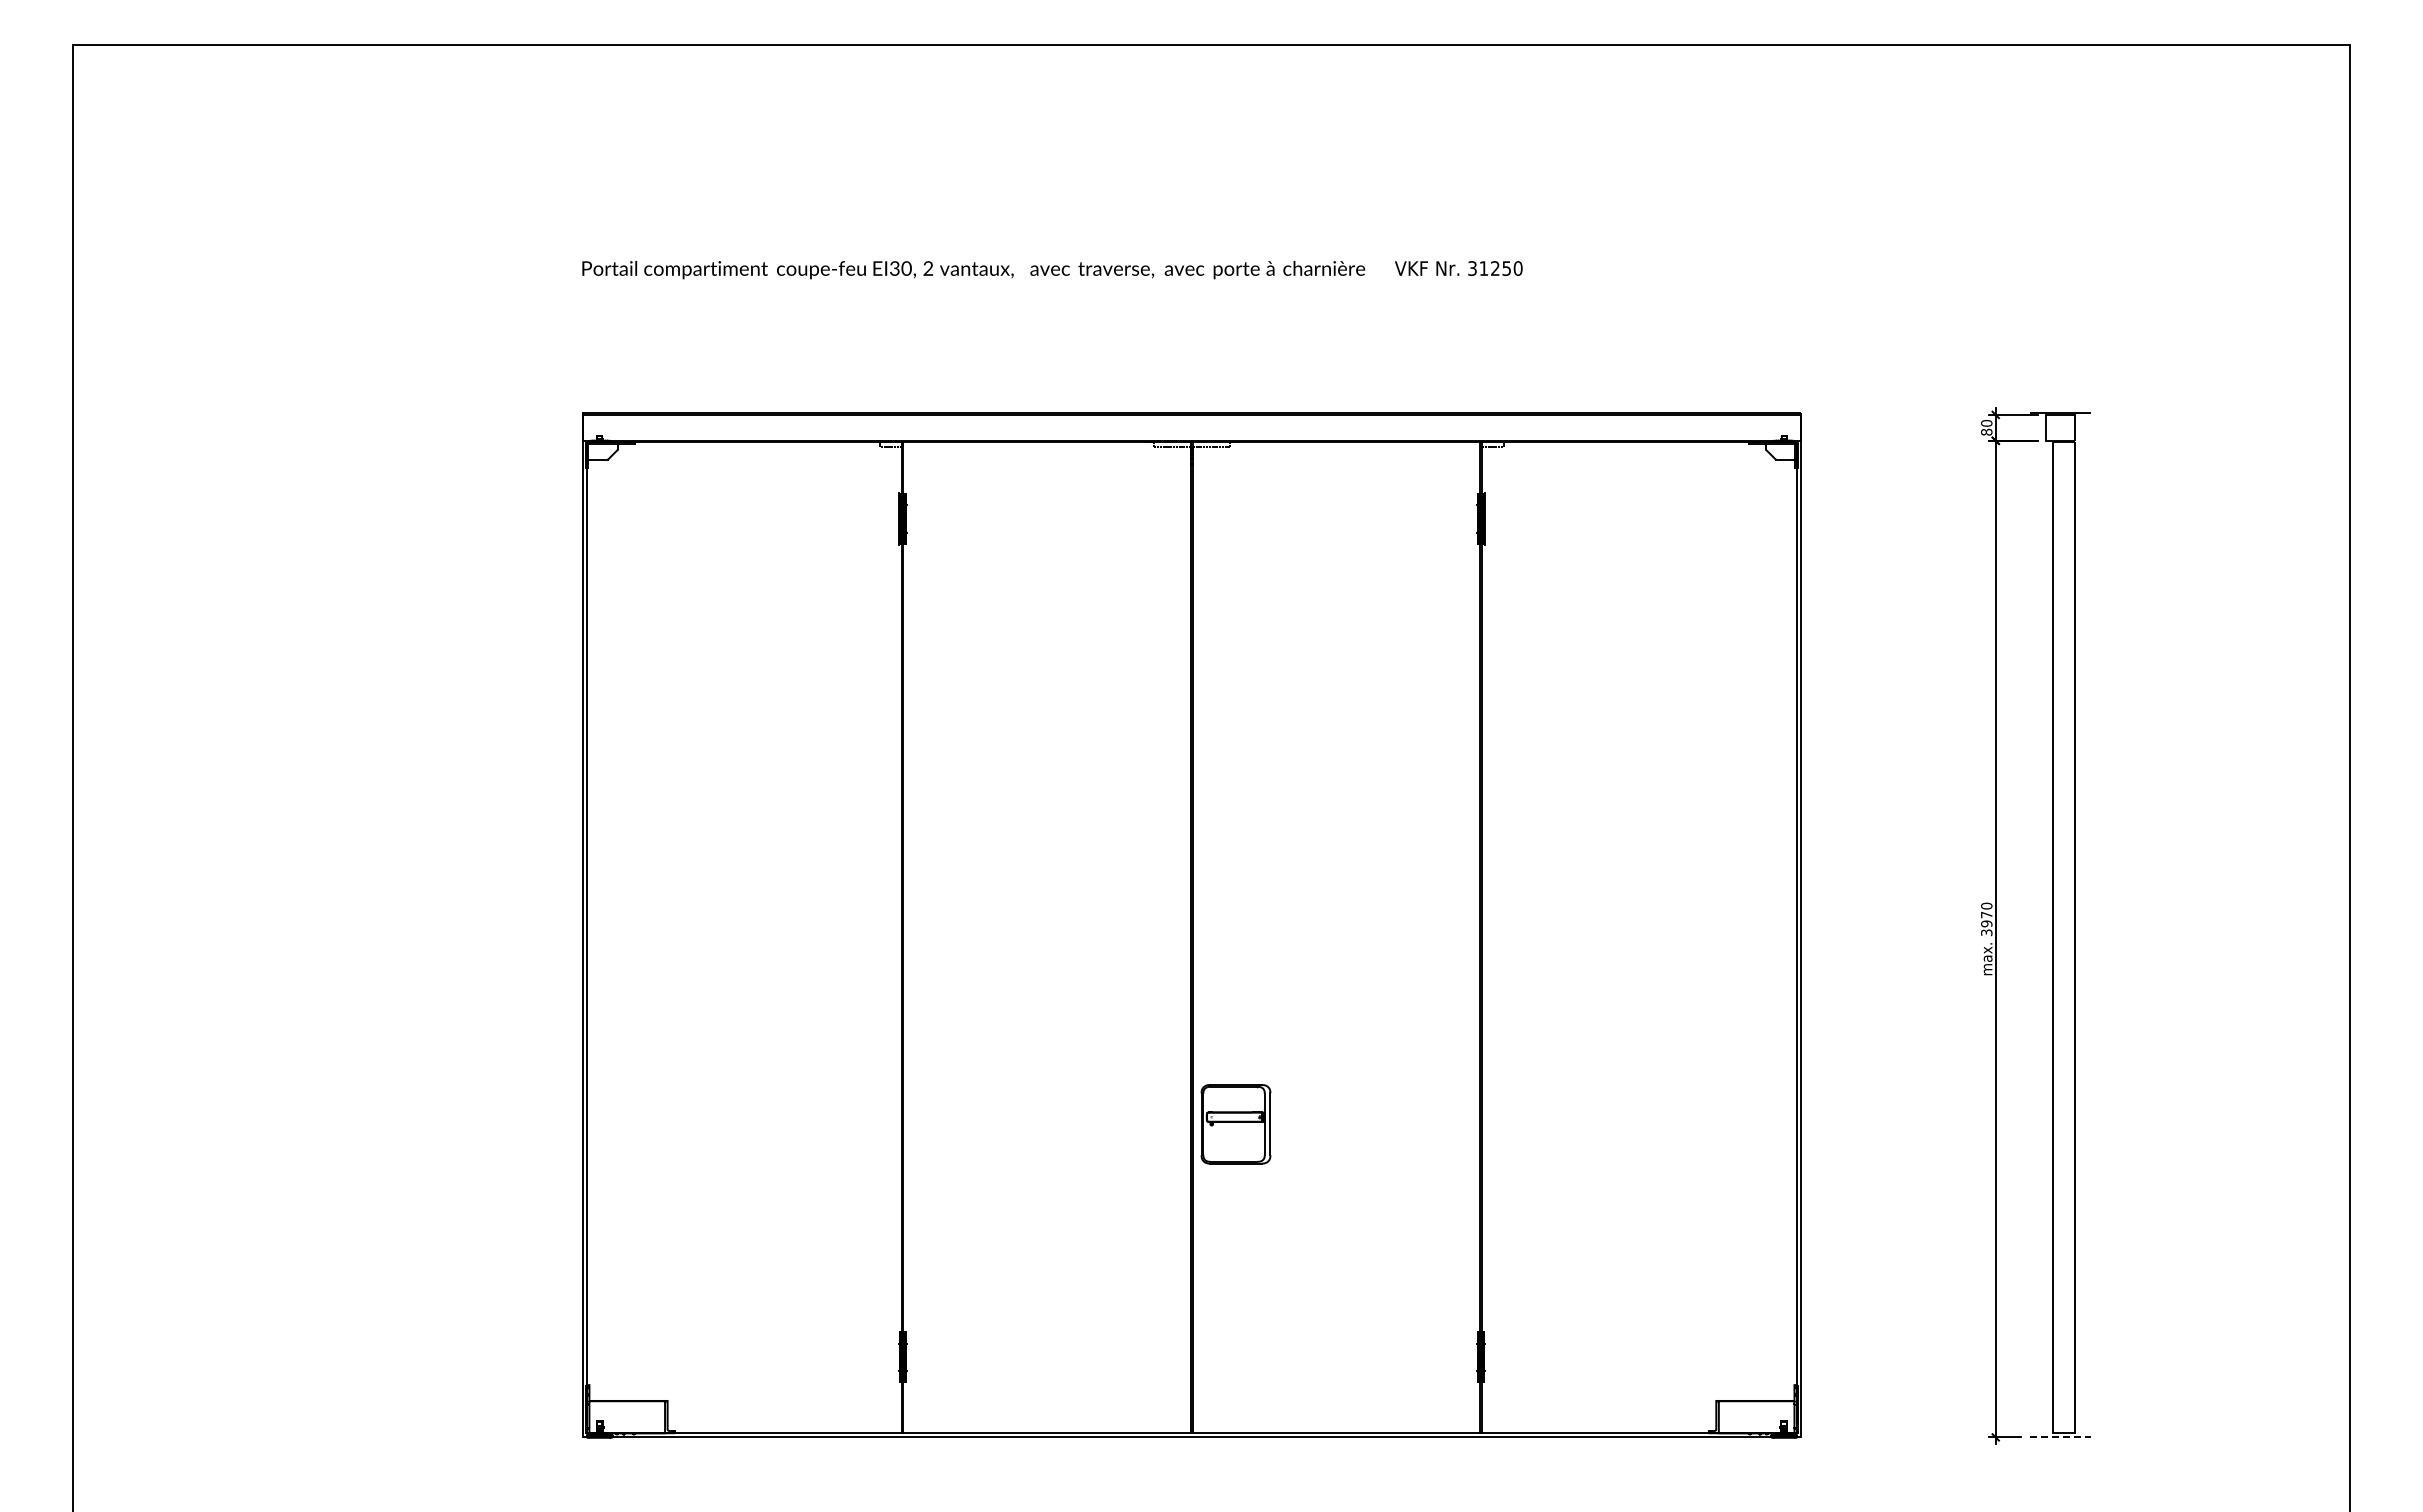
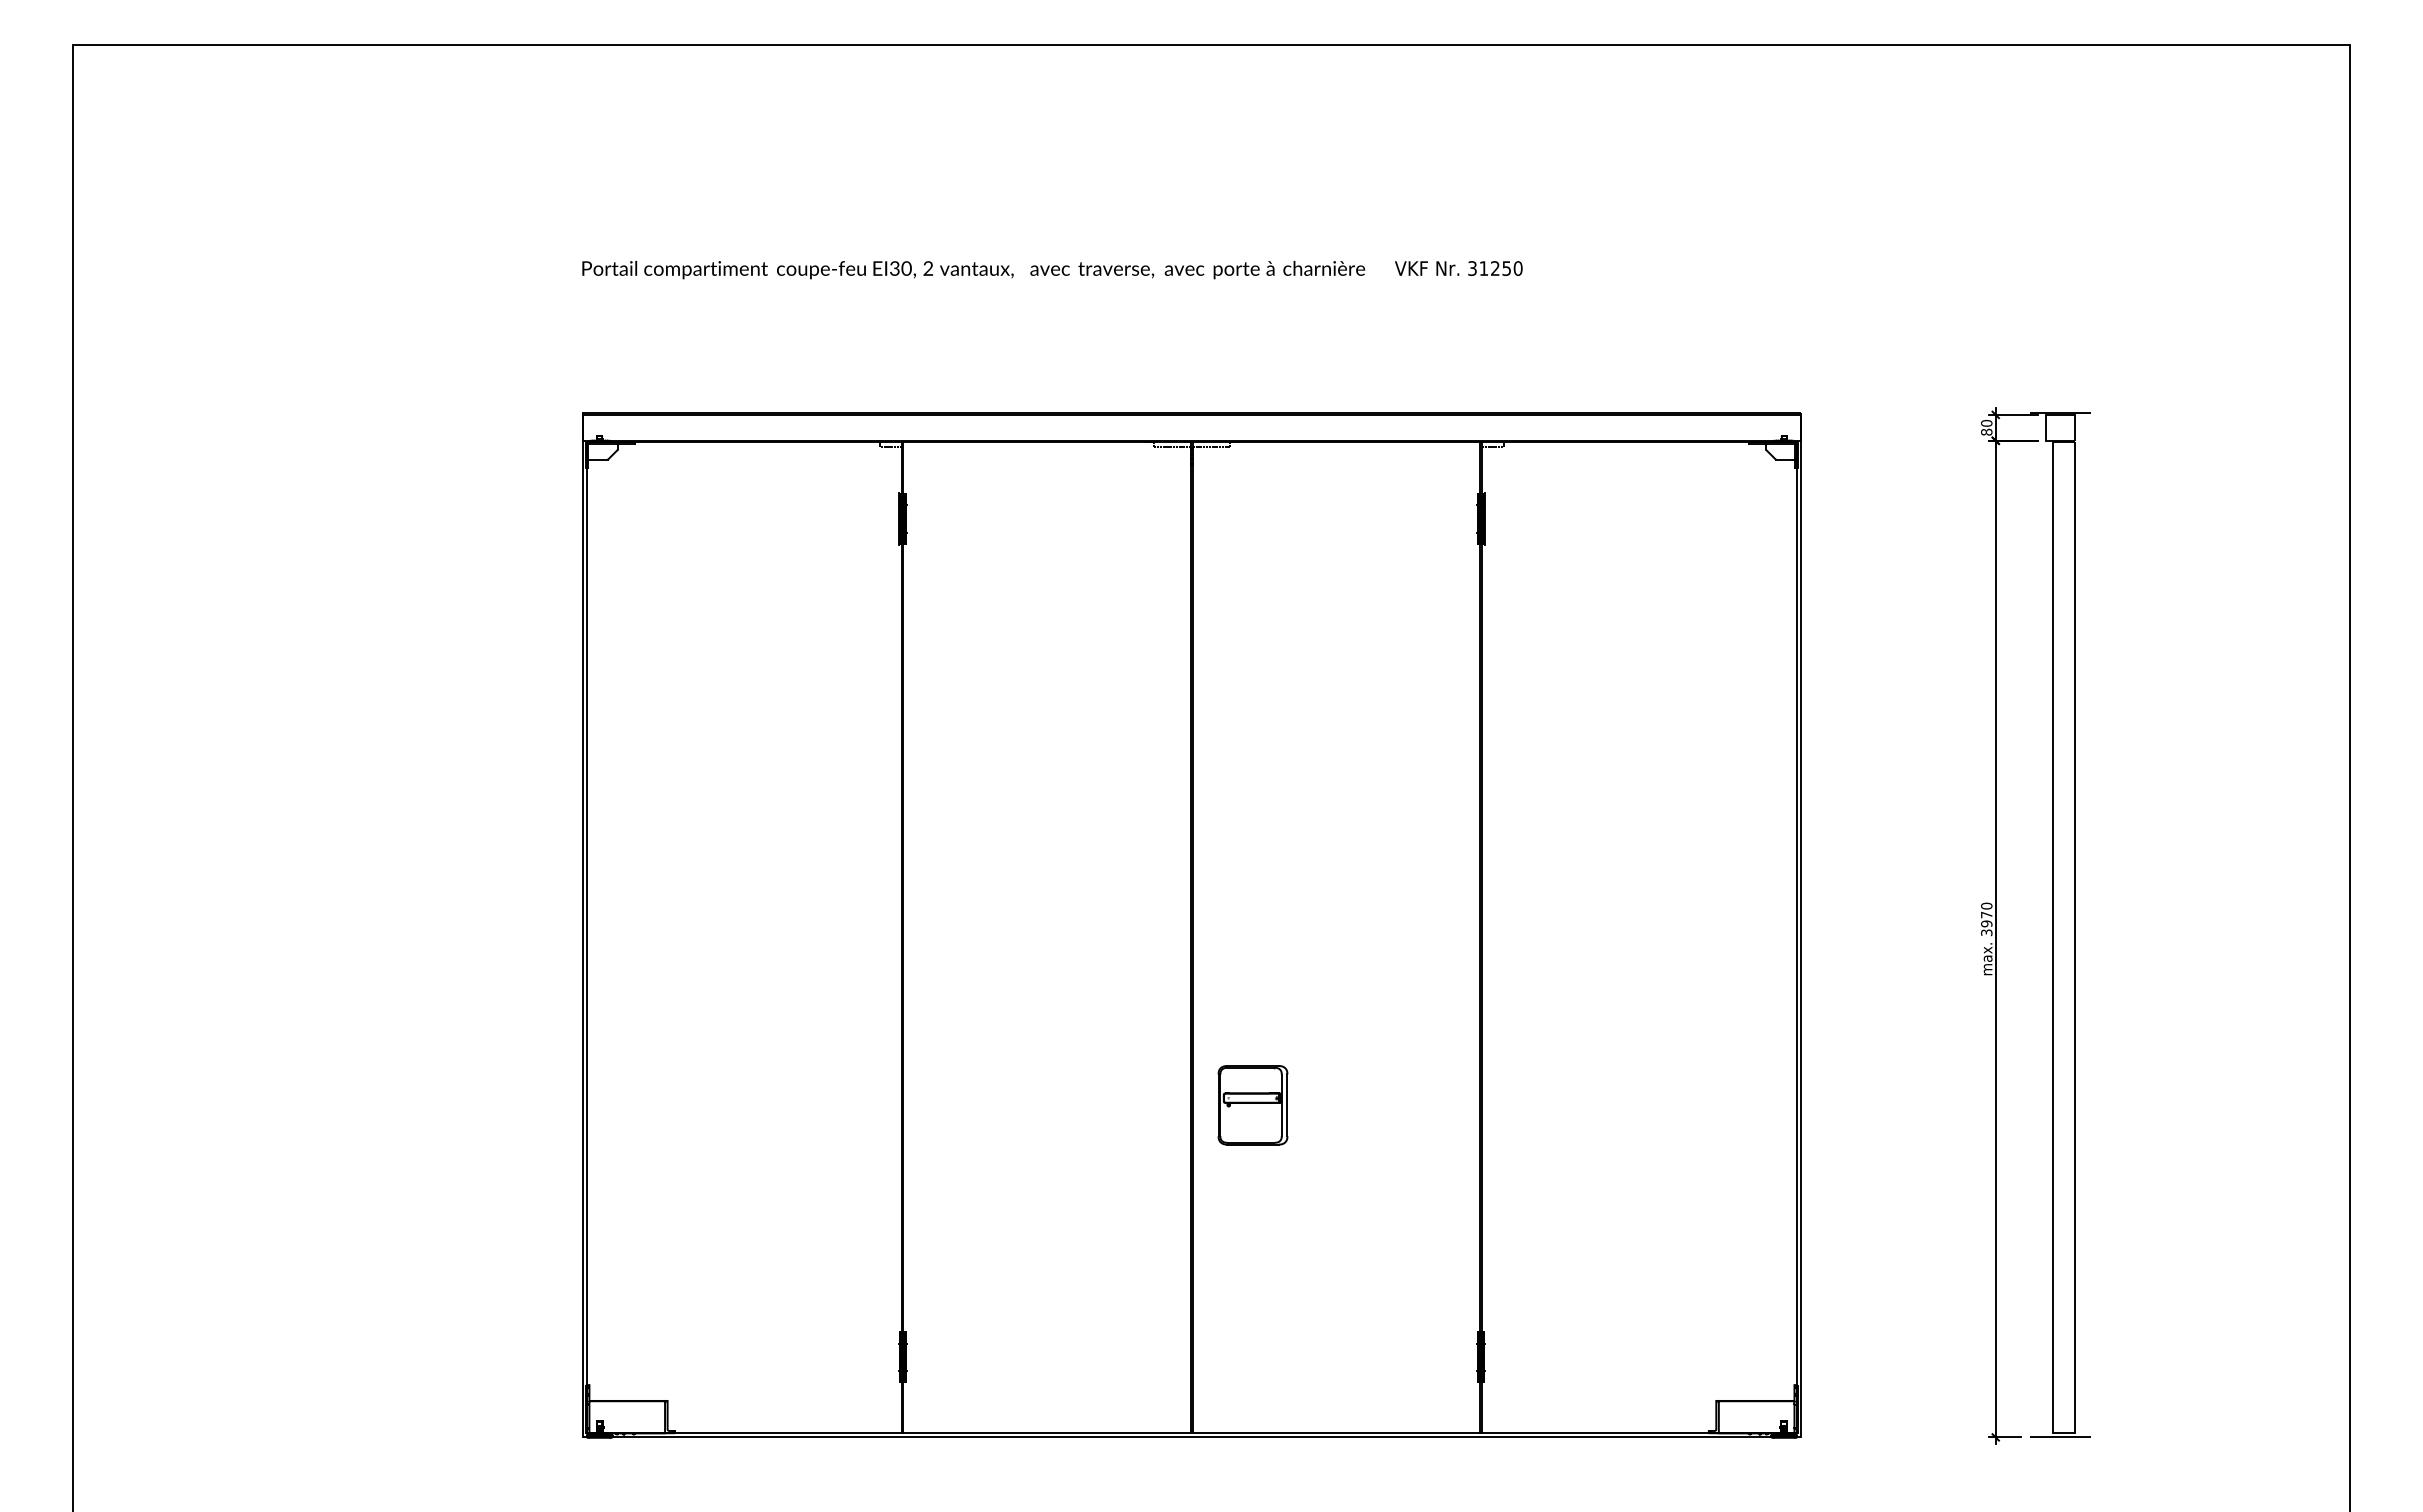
part position: (1235, 1124) -> (1252, 1105) (1252, 1105)
line: dashed -> solid (2060, 1437)
